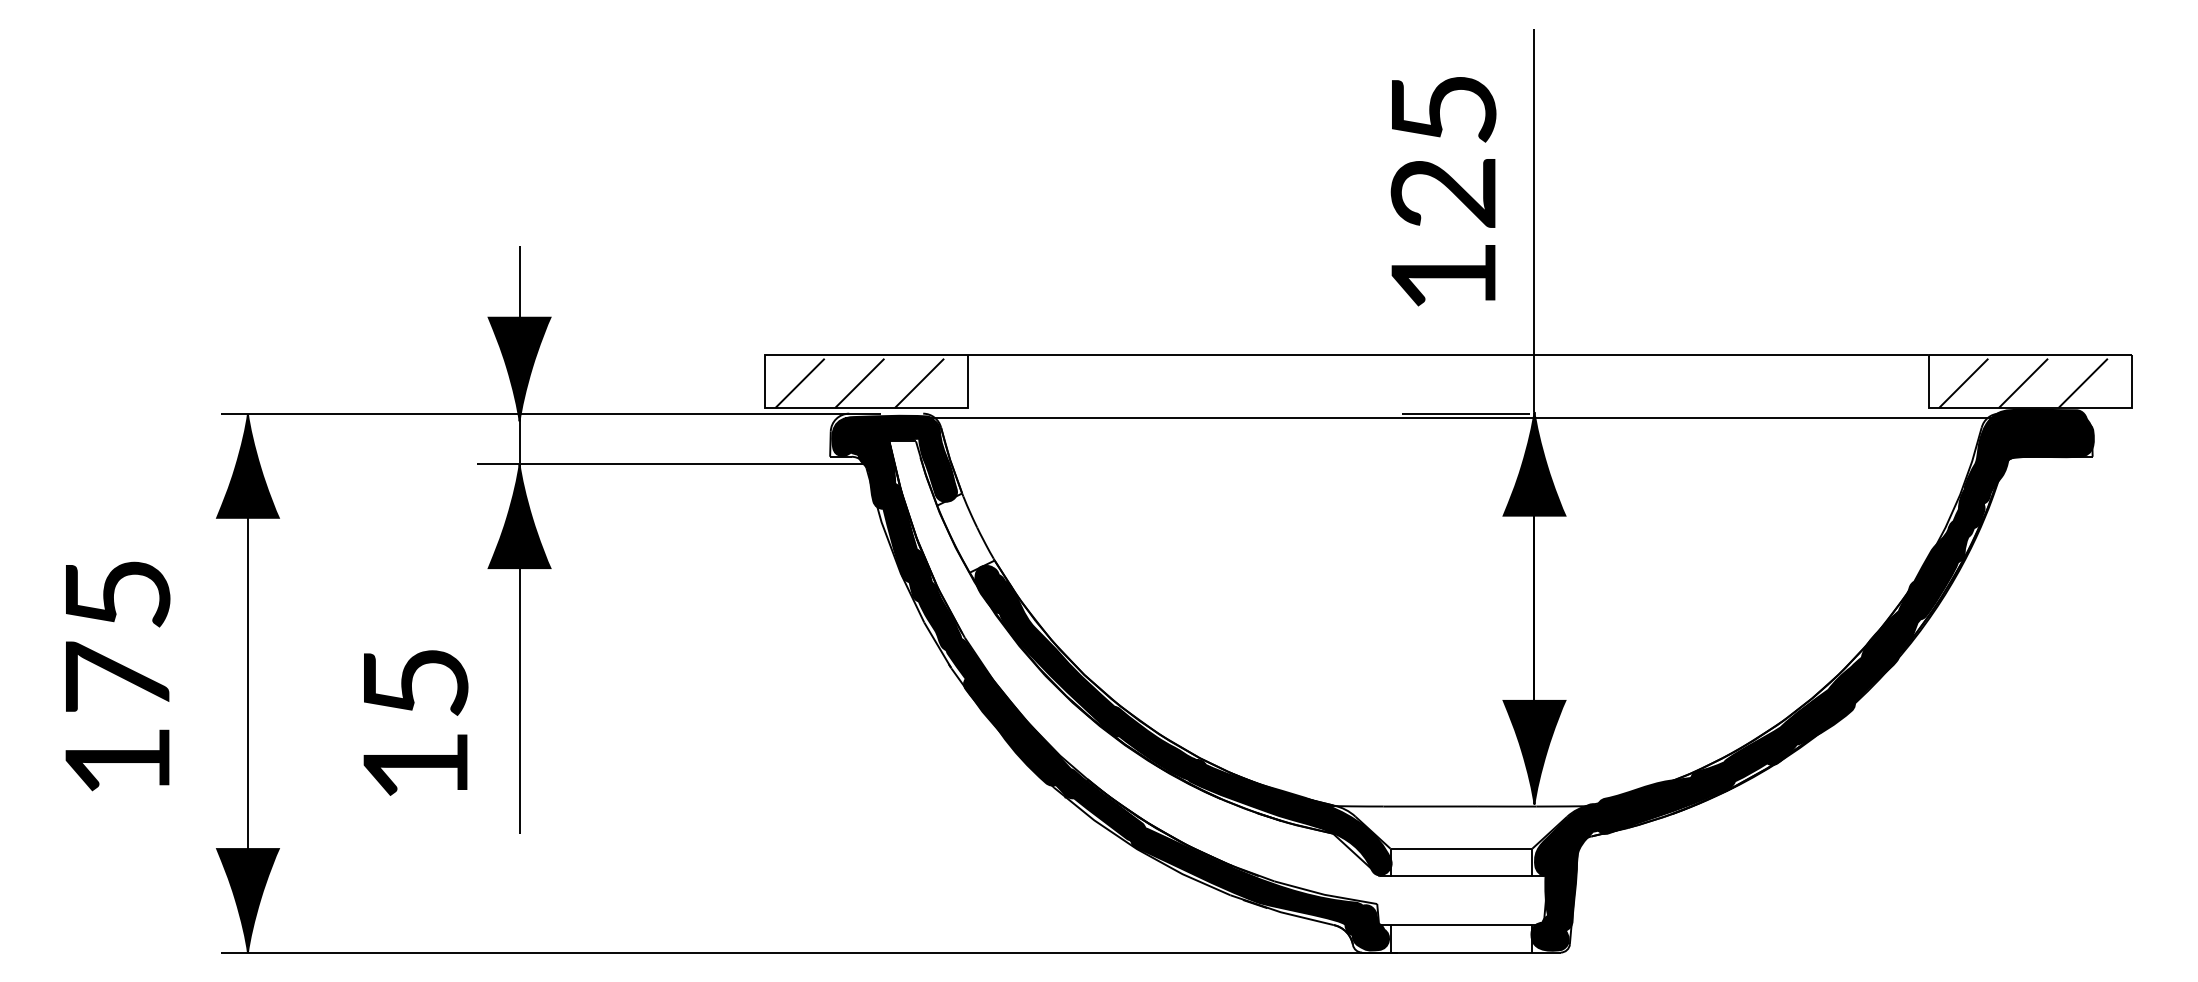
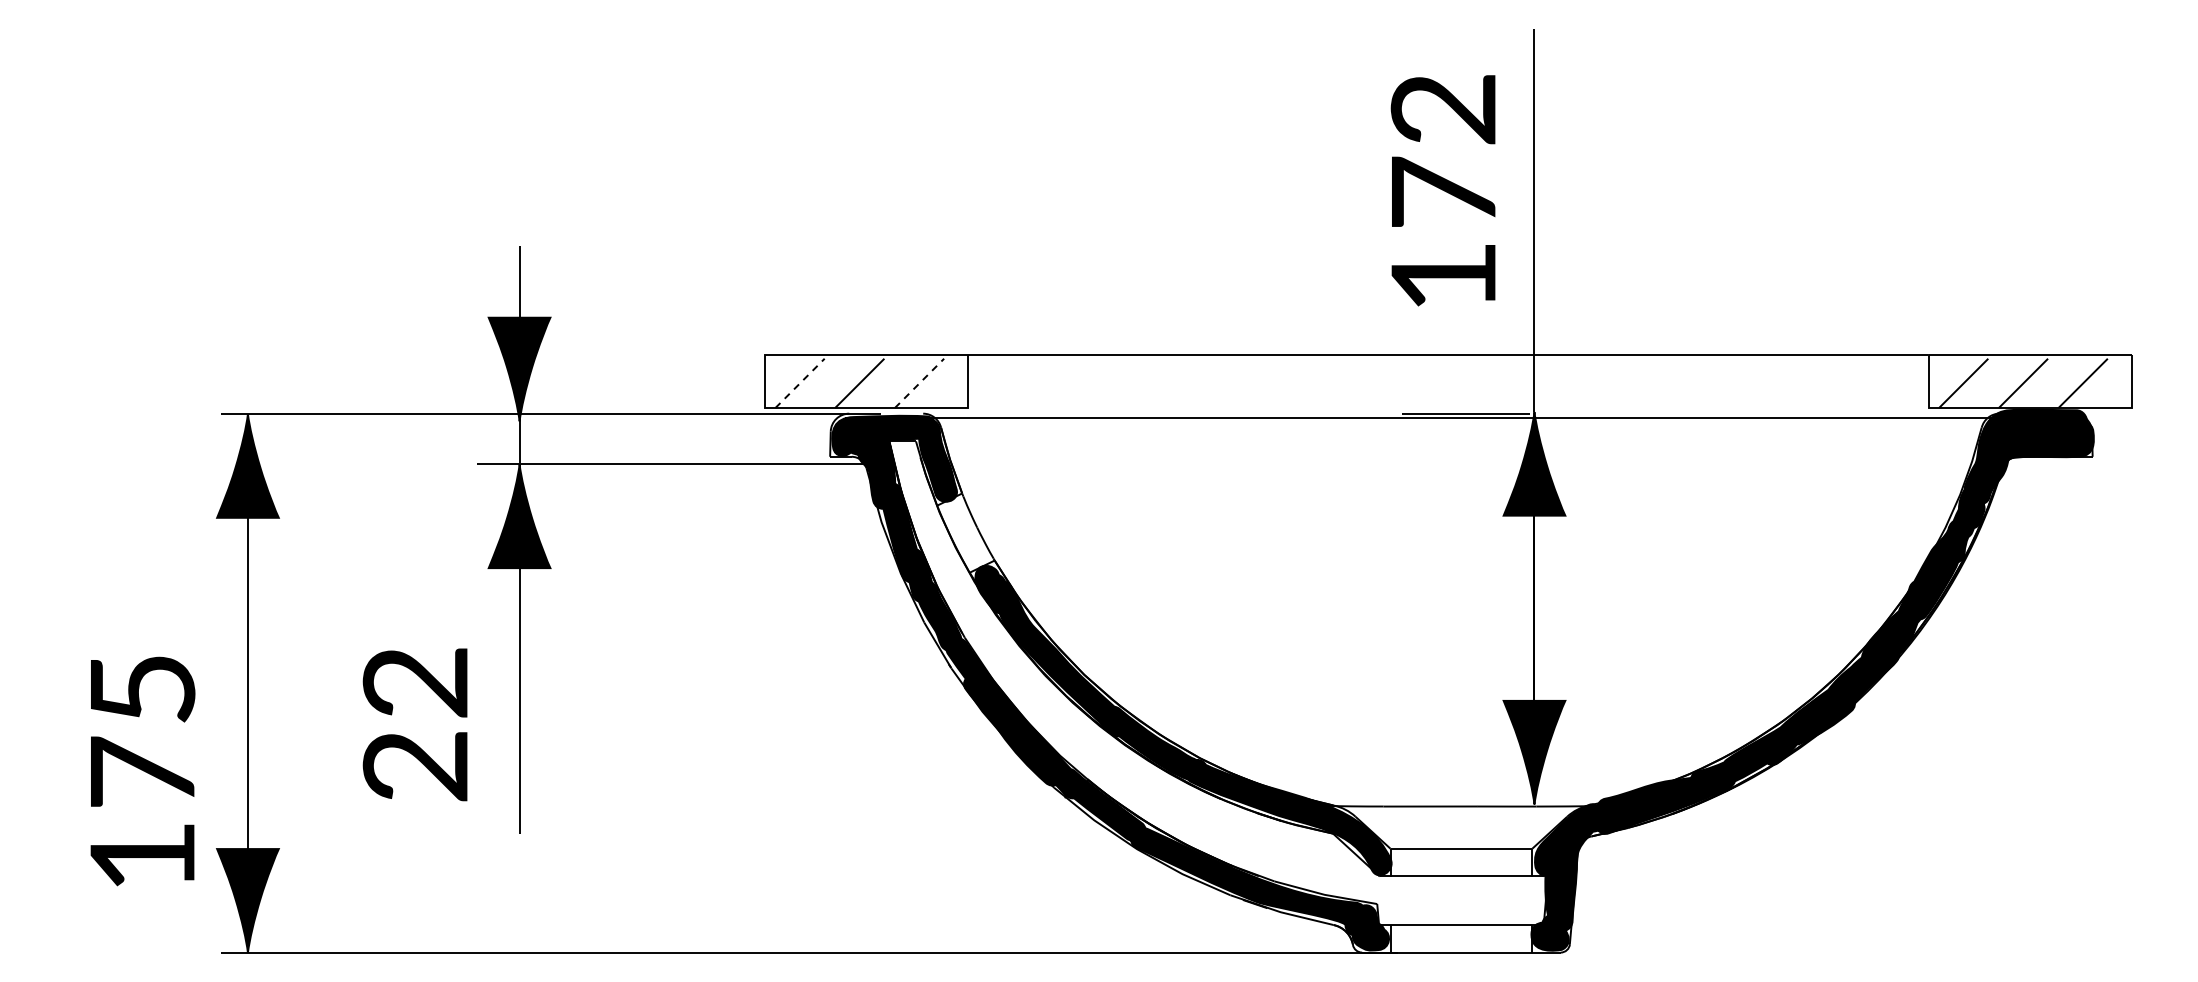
text: 125 -> 172 (1443, 151)
line: solid -> dashed (800, 383)
line: solid -> dashed (919, 383)
text position: (117, 676) -> (142, 771) (142, 771)
text: 15 -> 22 (415, 724)
